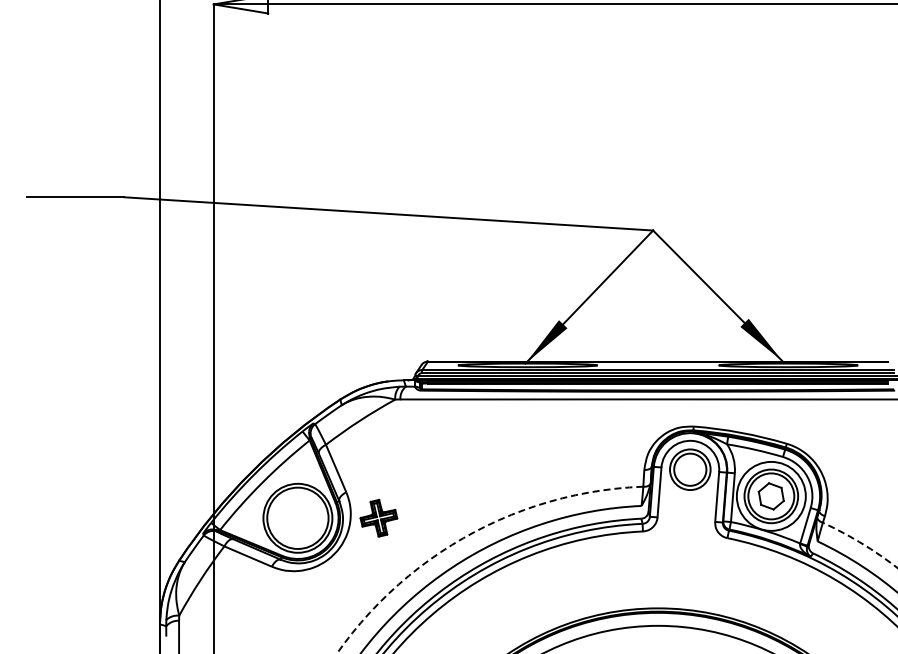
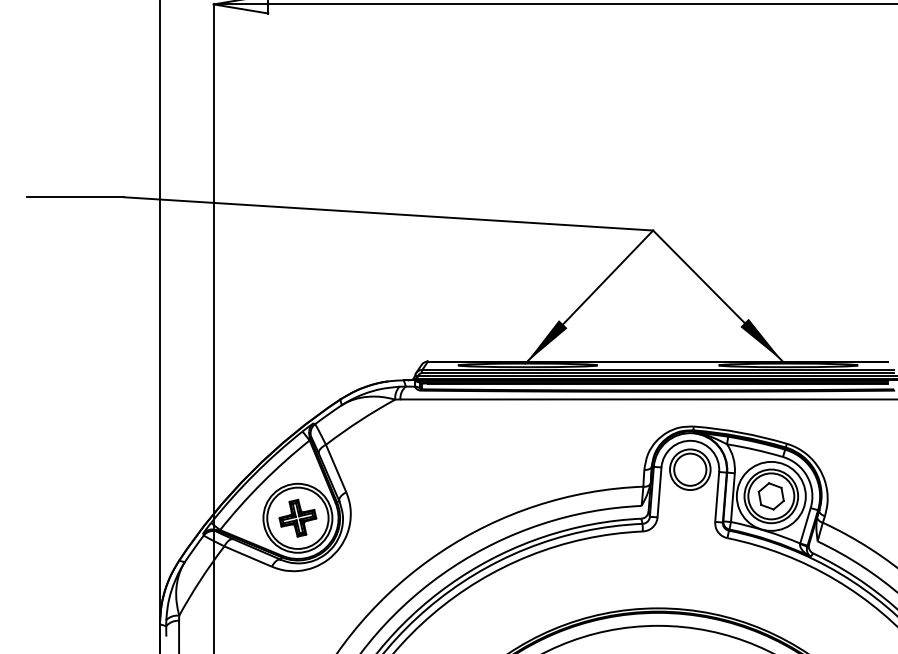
part position: (378, 518) -> (297, 518) (297, 518)
arc: dashed -> solid (469, 534)
arc: dashed -> solid (861, 543)
